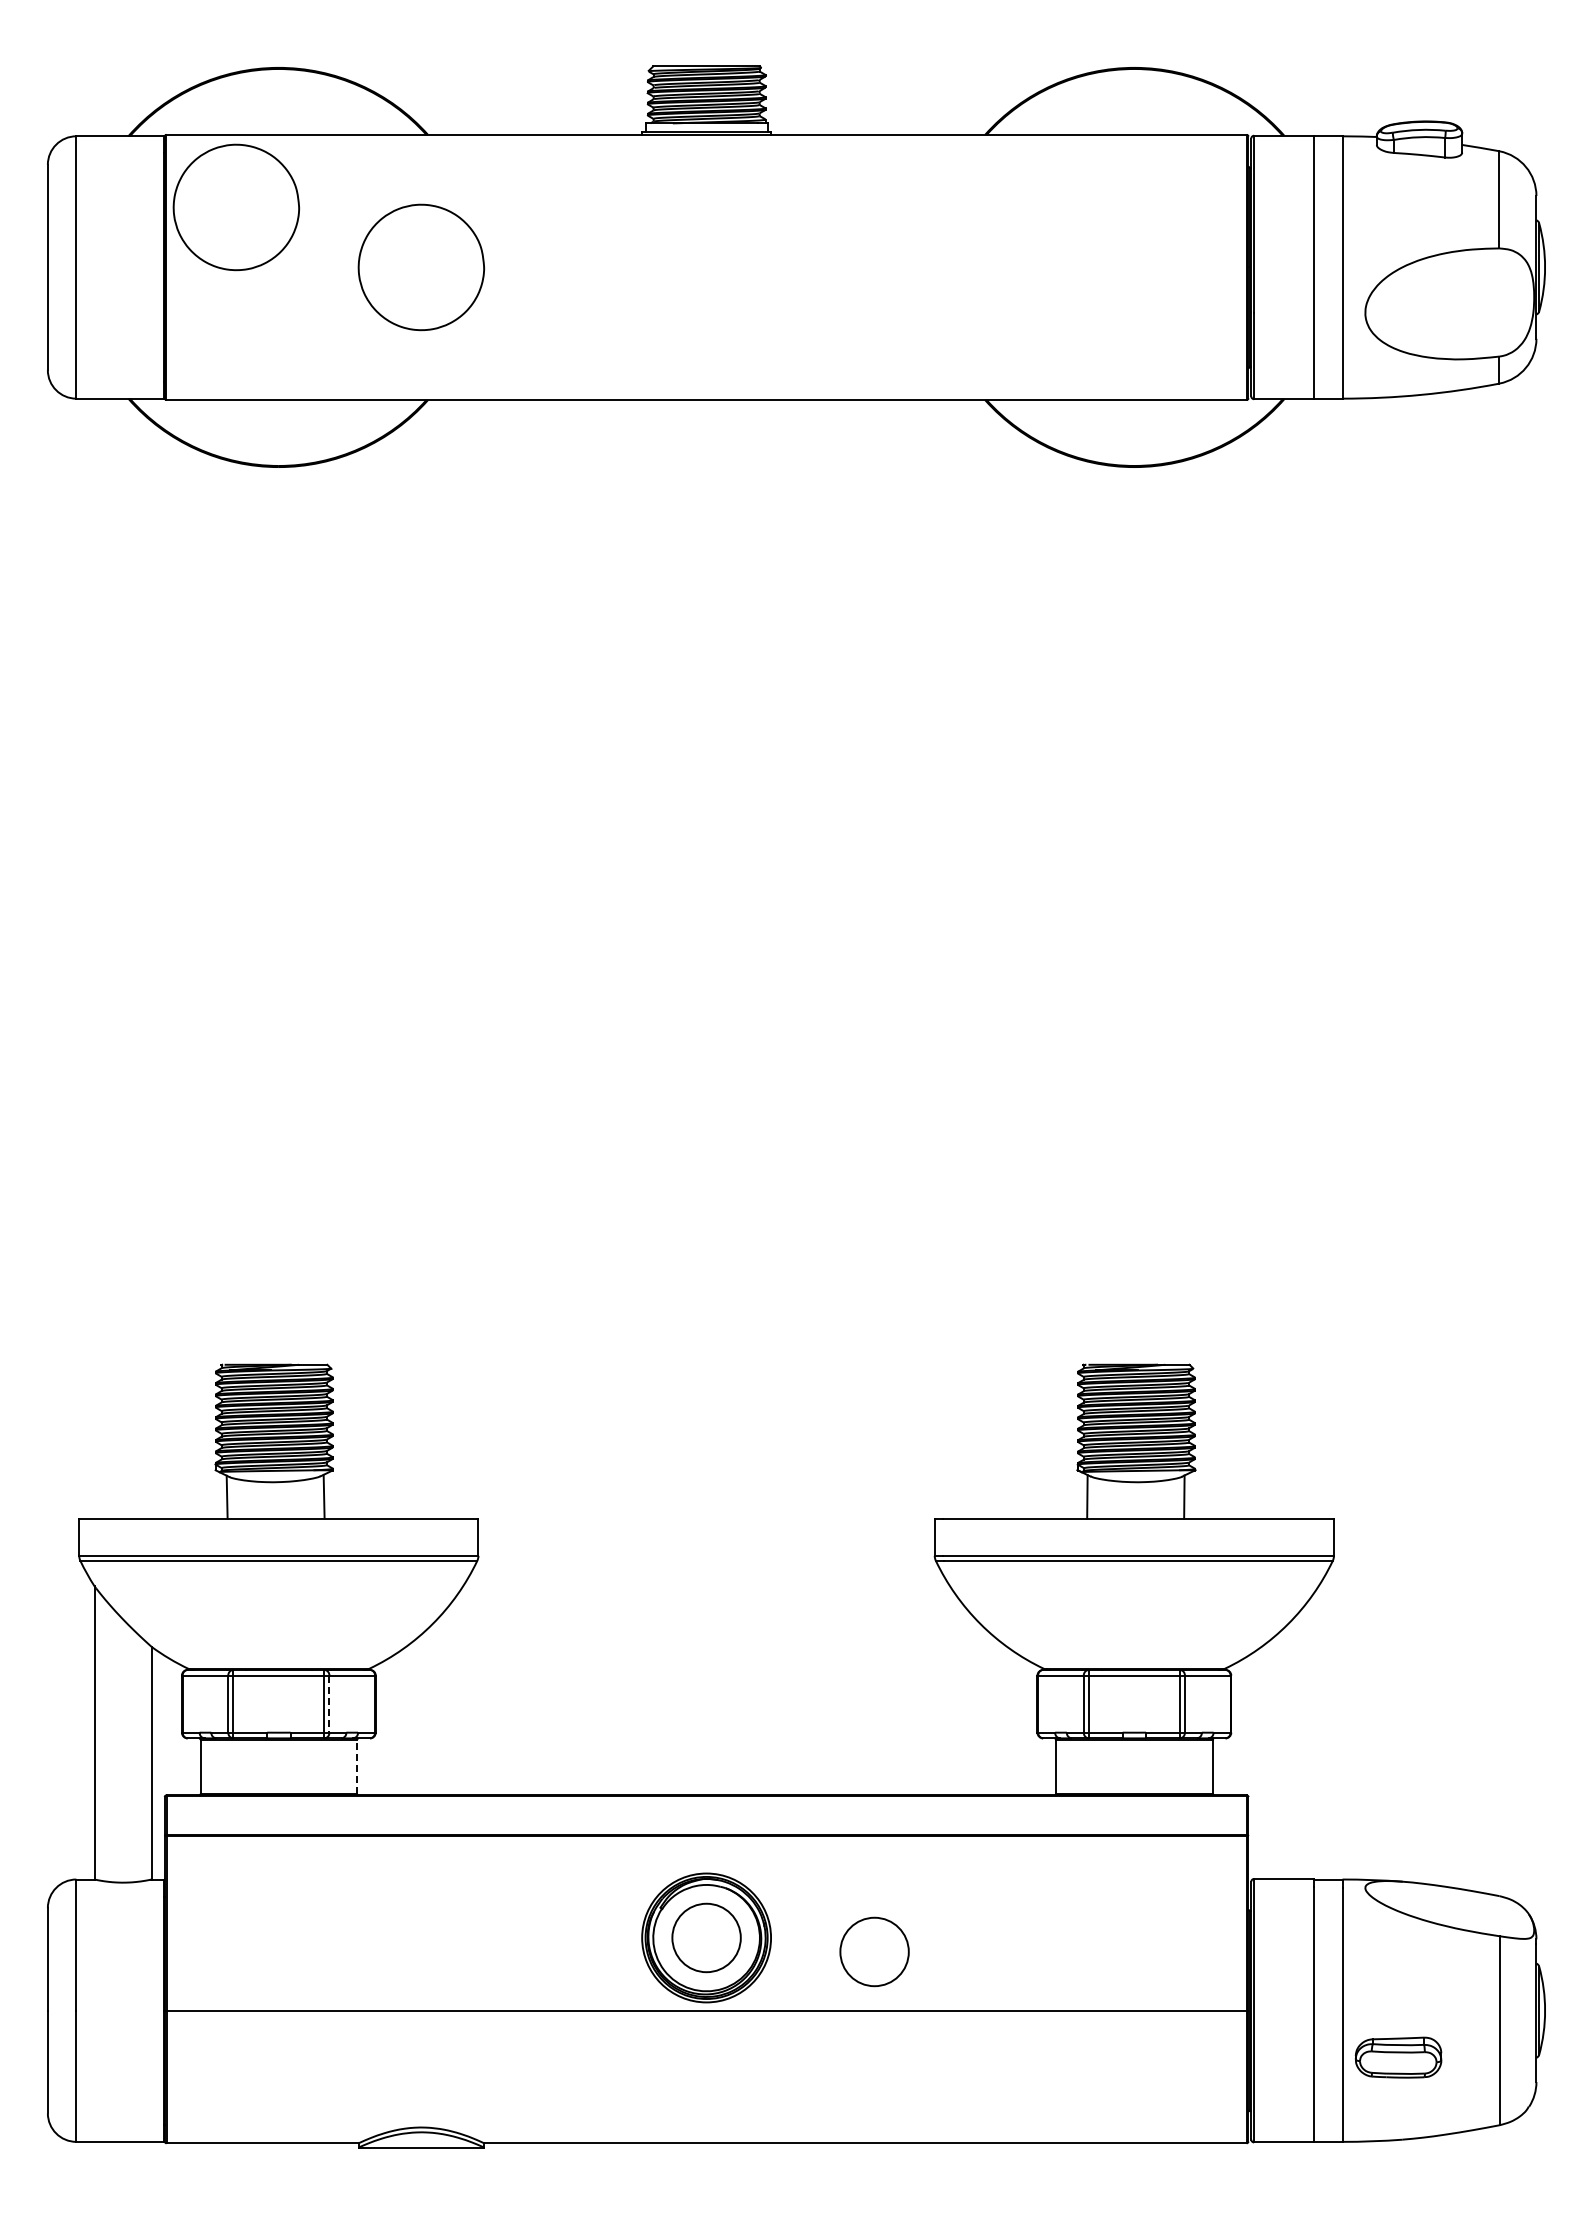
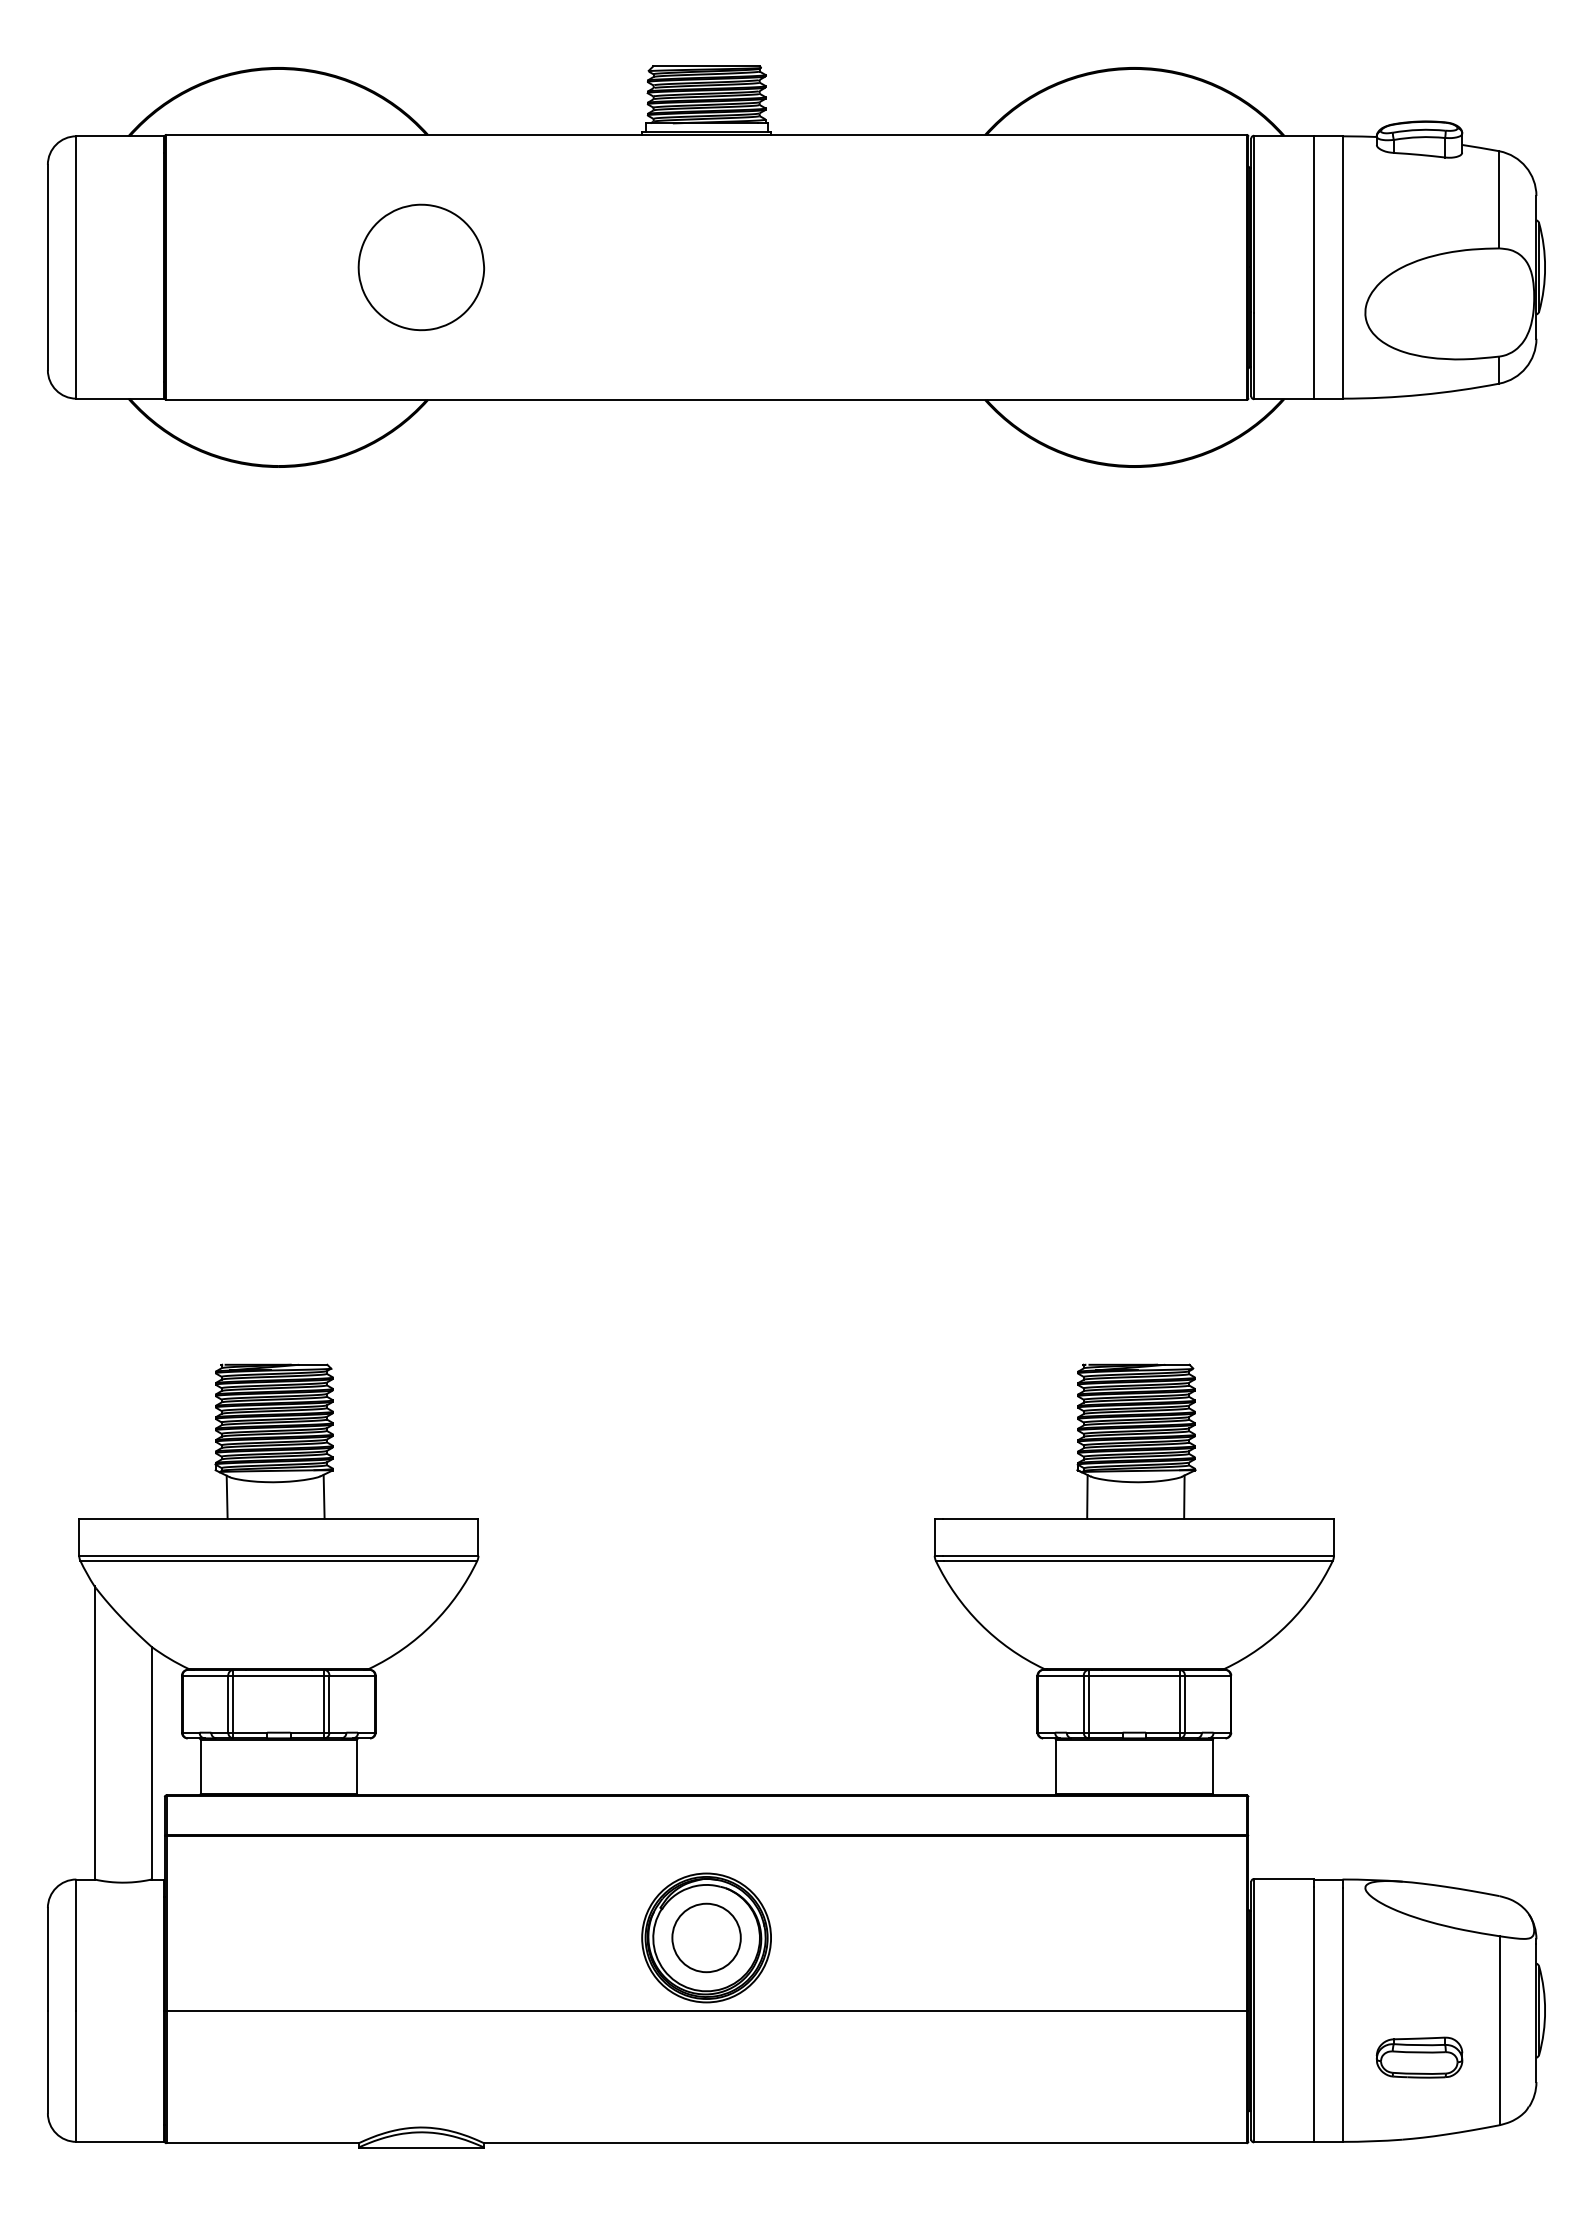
part: present -> none (235, 207)
line: dashed -> solid (329, 1704)
line: dashed -> solid (356, 1766)
circle: present -> none (874, 1951)
part position: (1398, 2057) -> (1419, 2057) (1419, 2057)
